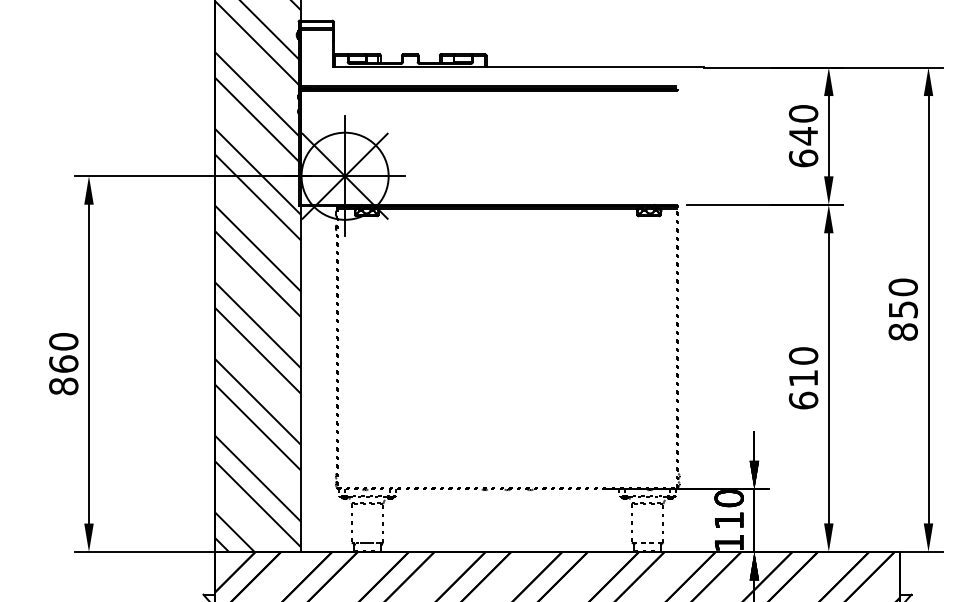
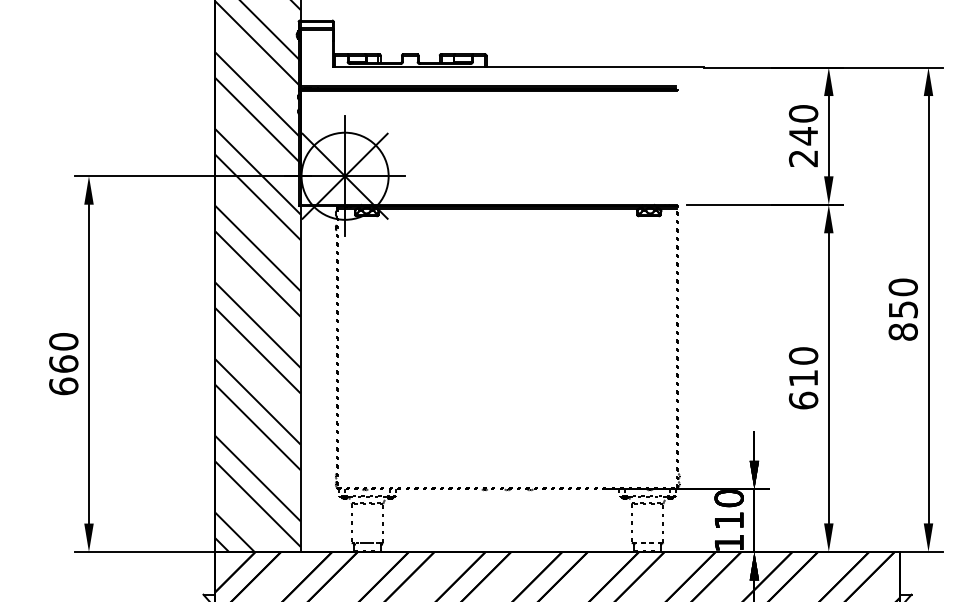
text: 640 -> 240 (803, 158)
text: 860 -> 660 (63, 386)
